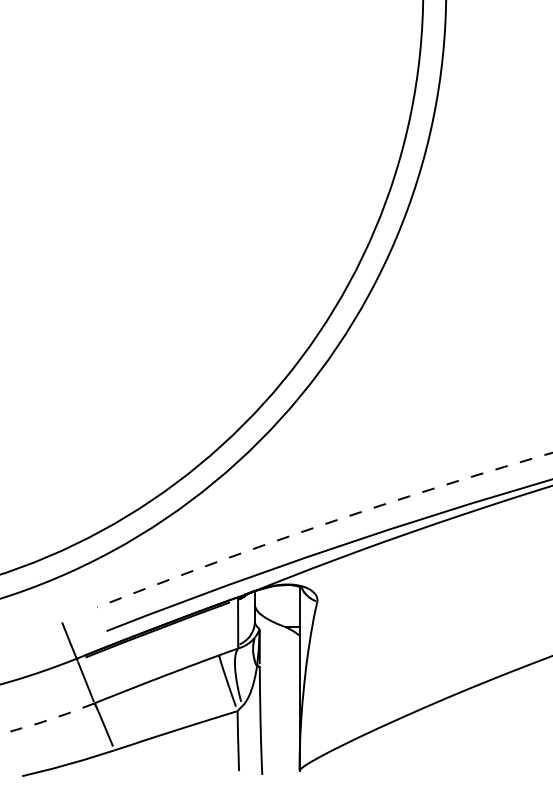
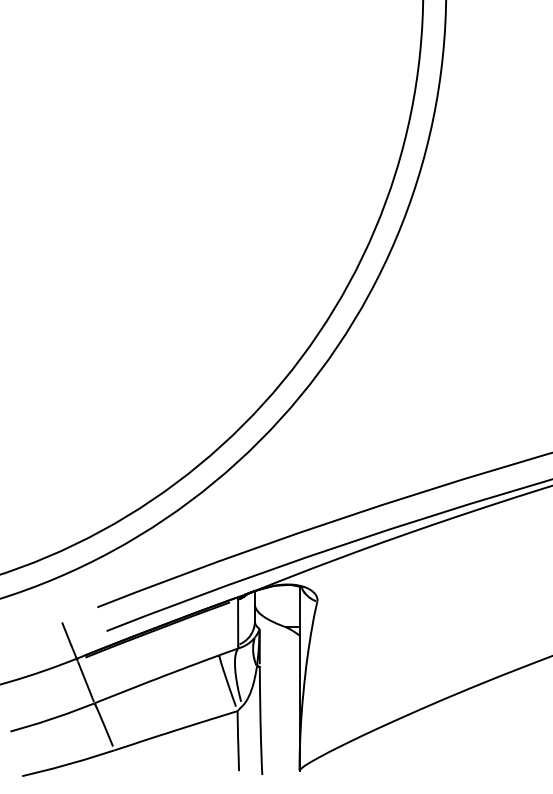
arc: dashed -> solid (323, 524)
line: dashed -> solid (52, 718)
